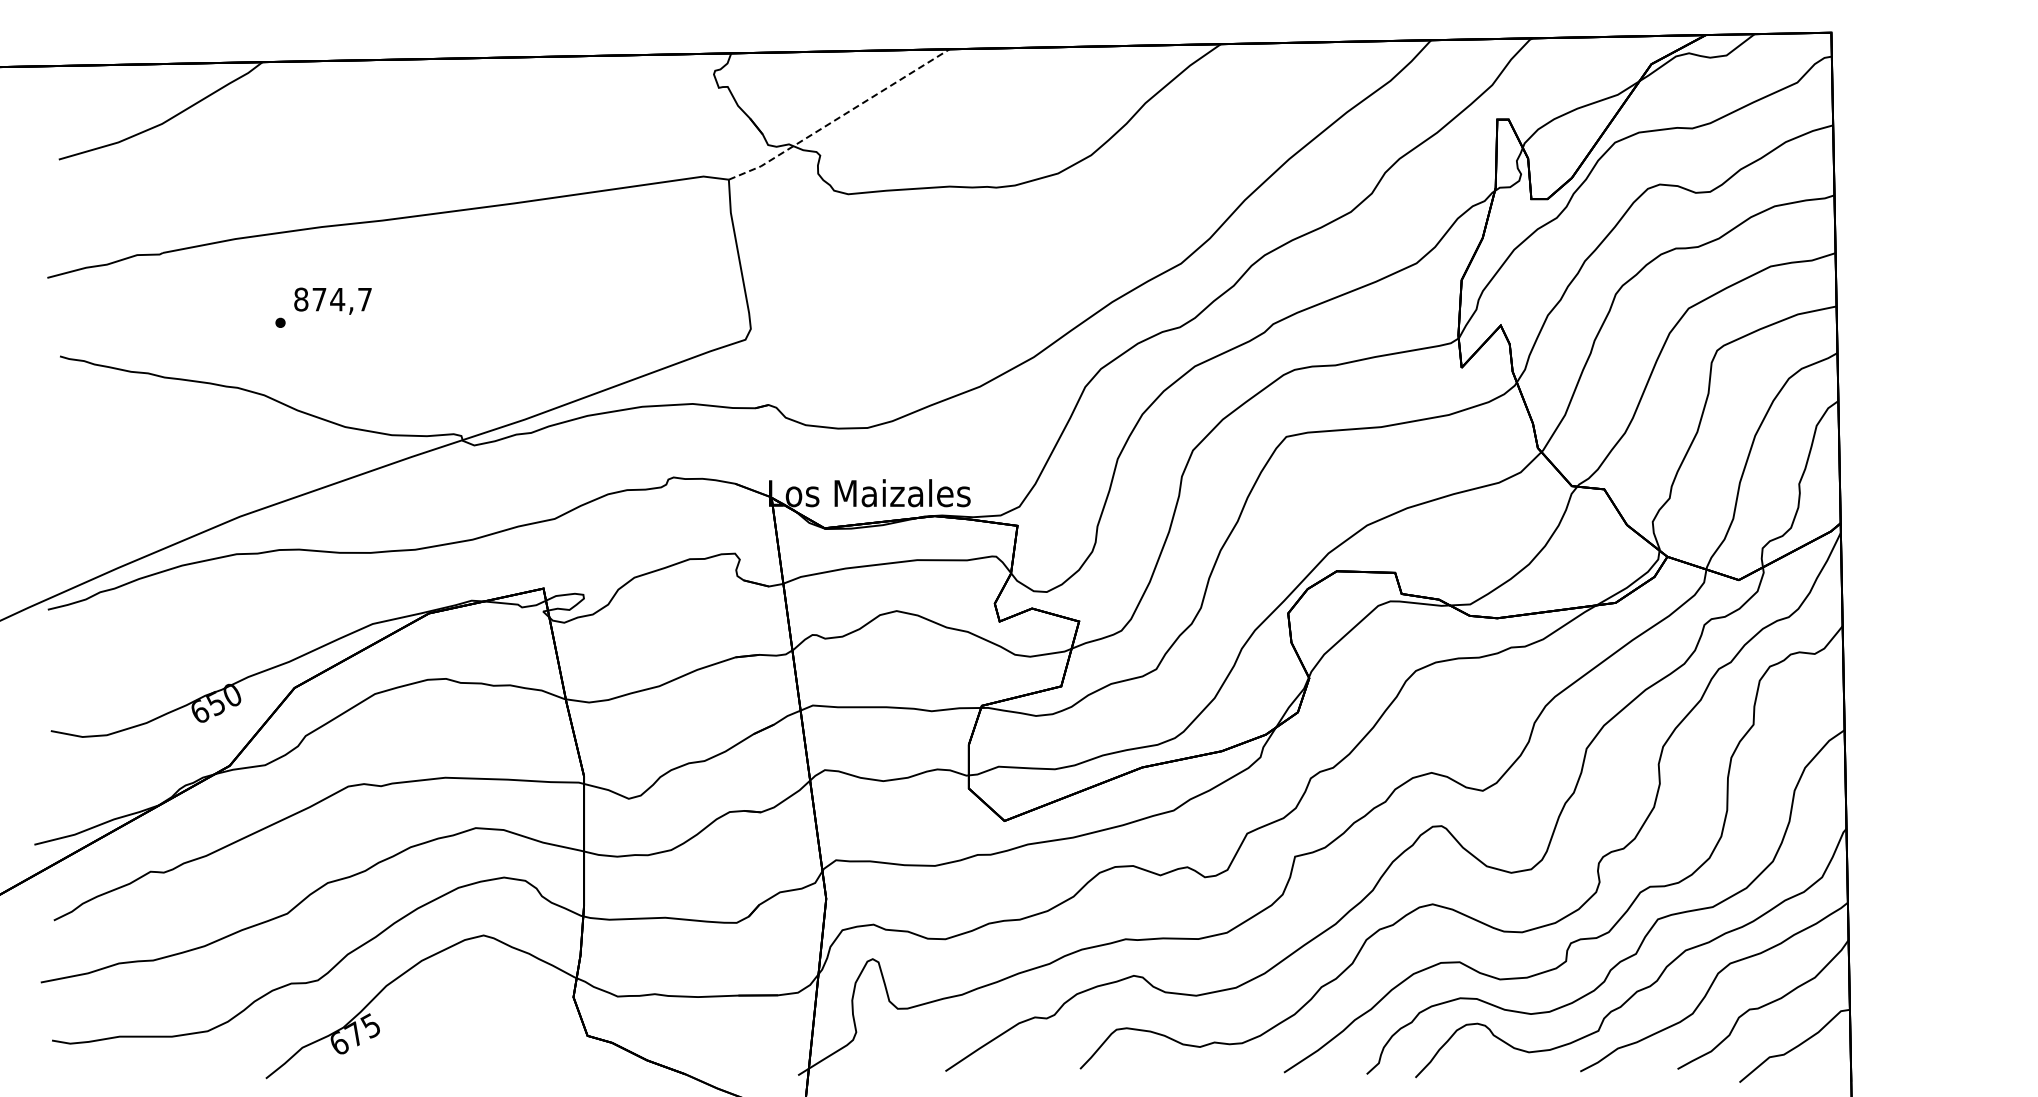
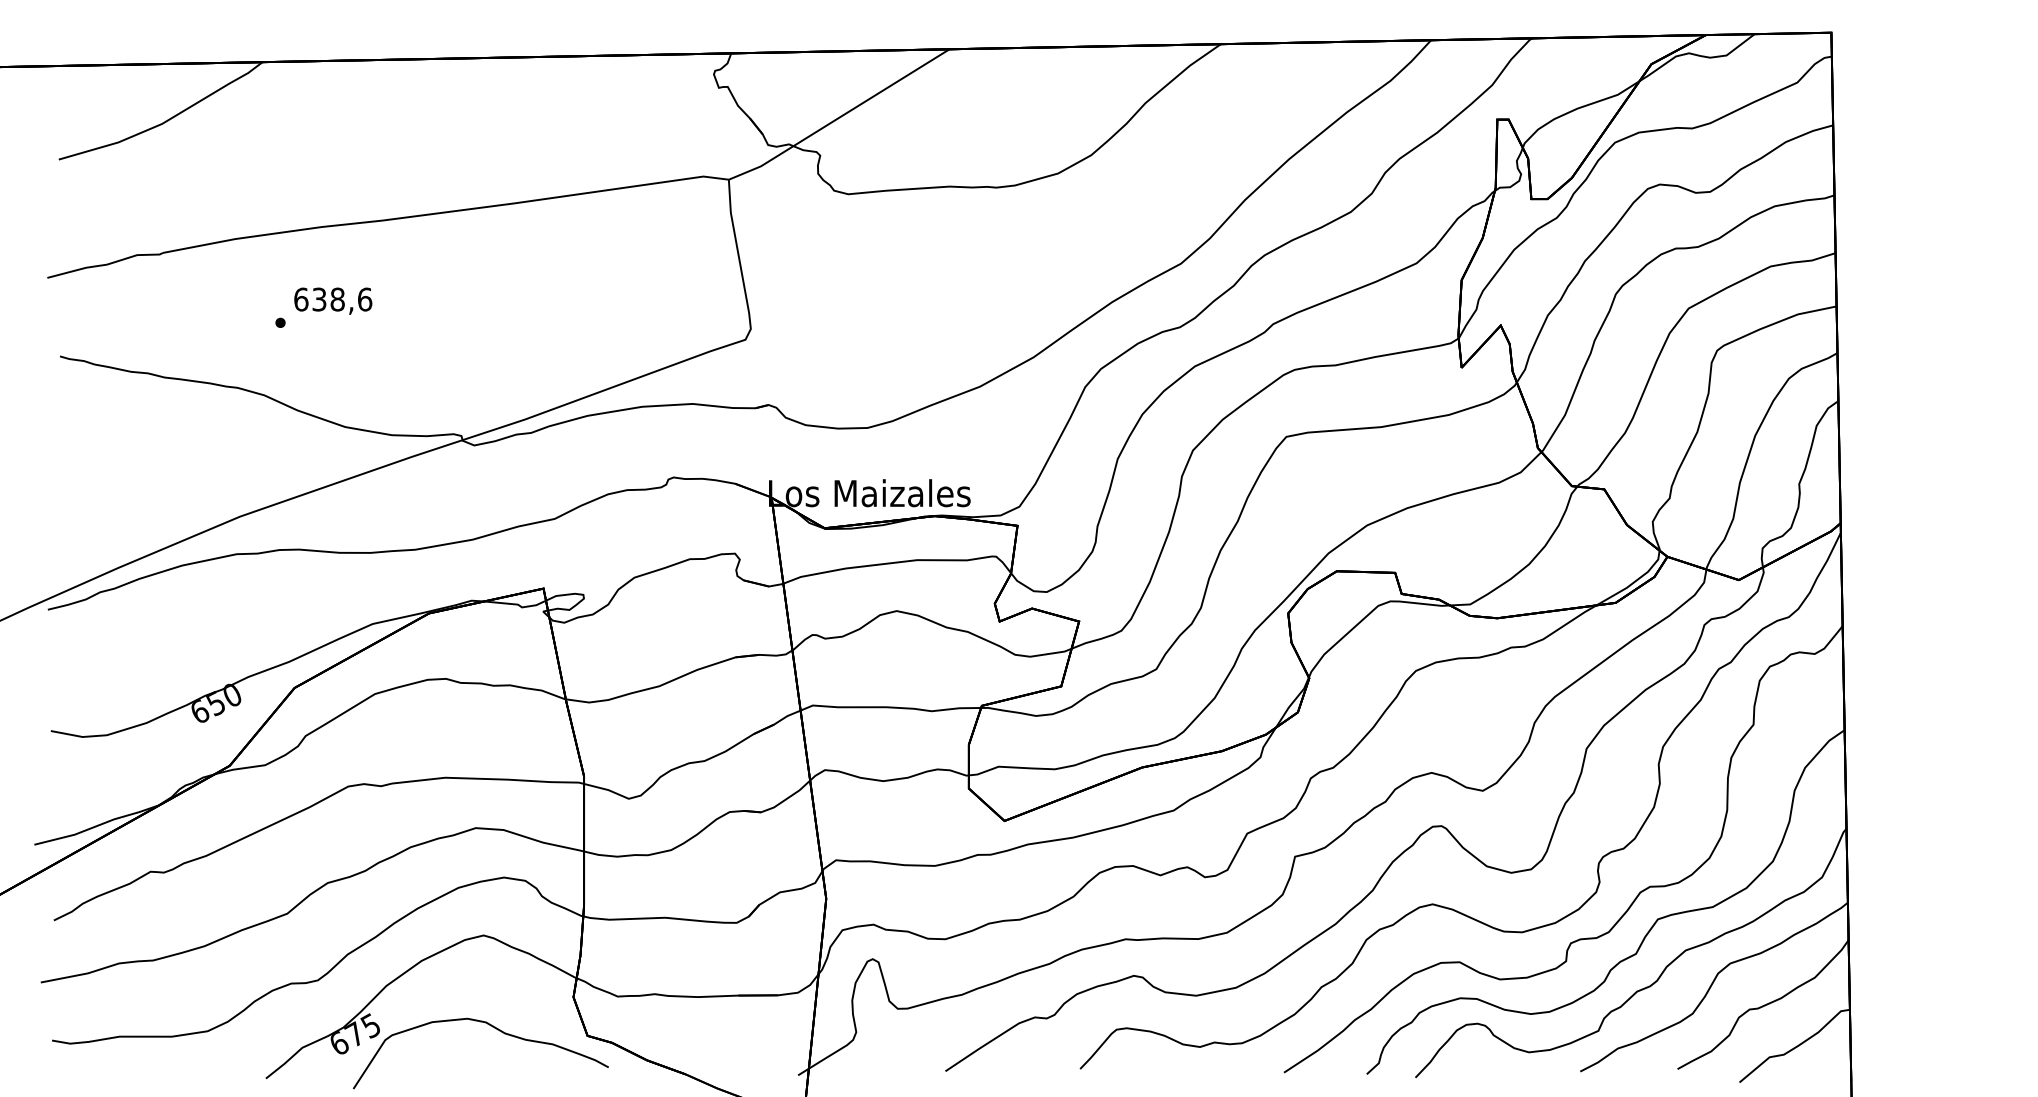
line: dashed -> solid (840, 117)
text: 874,7 -> 638,6 (333, 299)
curve: none -> present (497, 1030)
